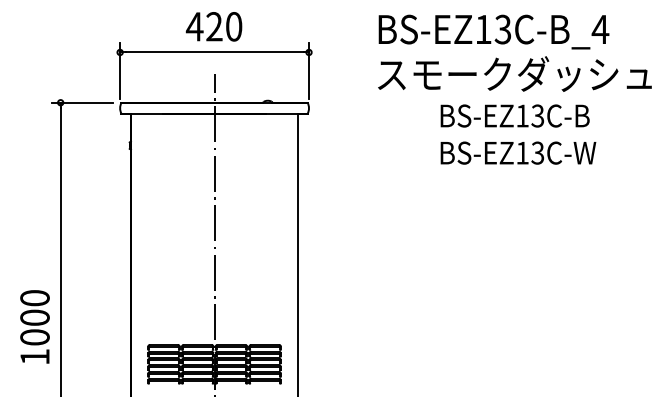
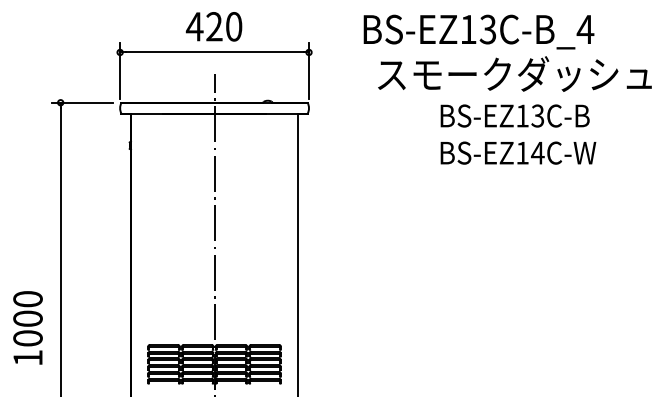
text position: (493, 31) -> (478, 31) (478, 31)
text: BS-EZ13C-W -> BS-EZ14C-W (537, 152)
text position: (34, 326) -> (27, 327) (27, 327)
